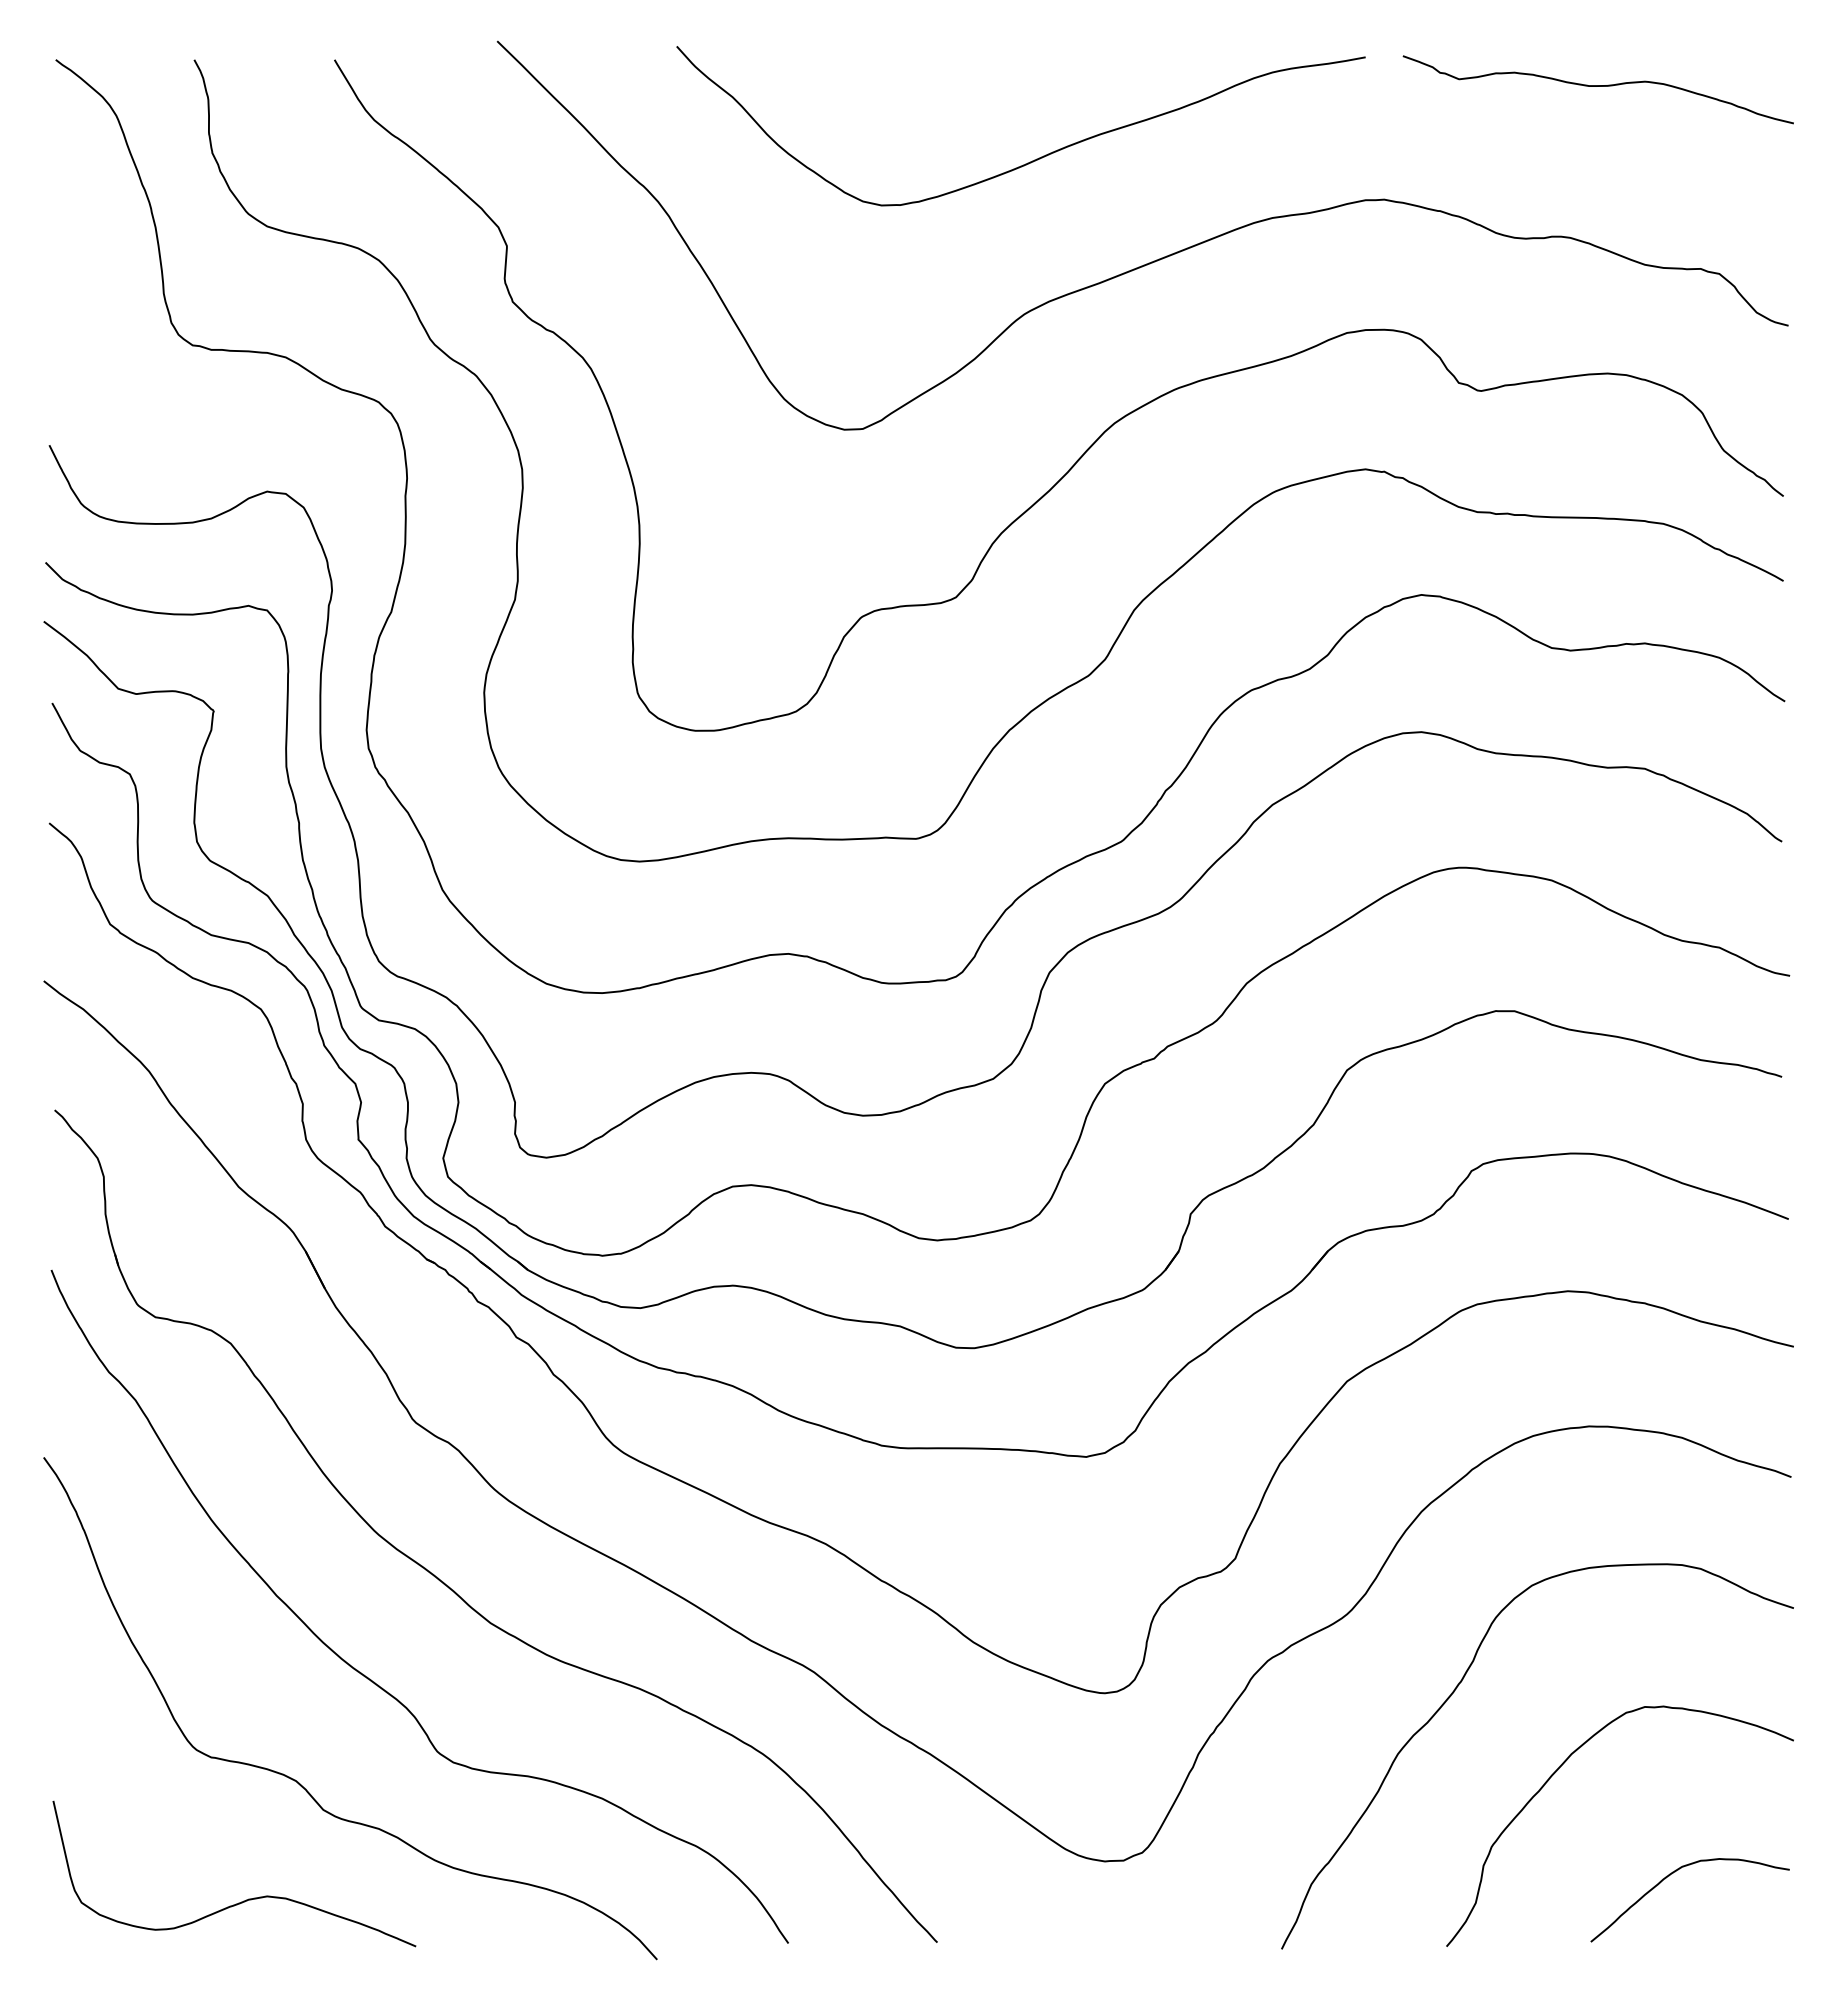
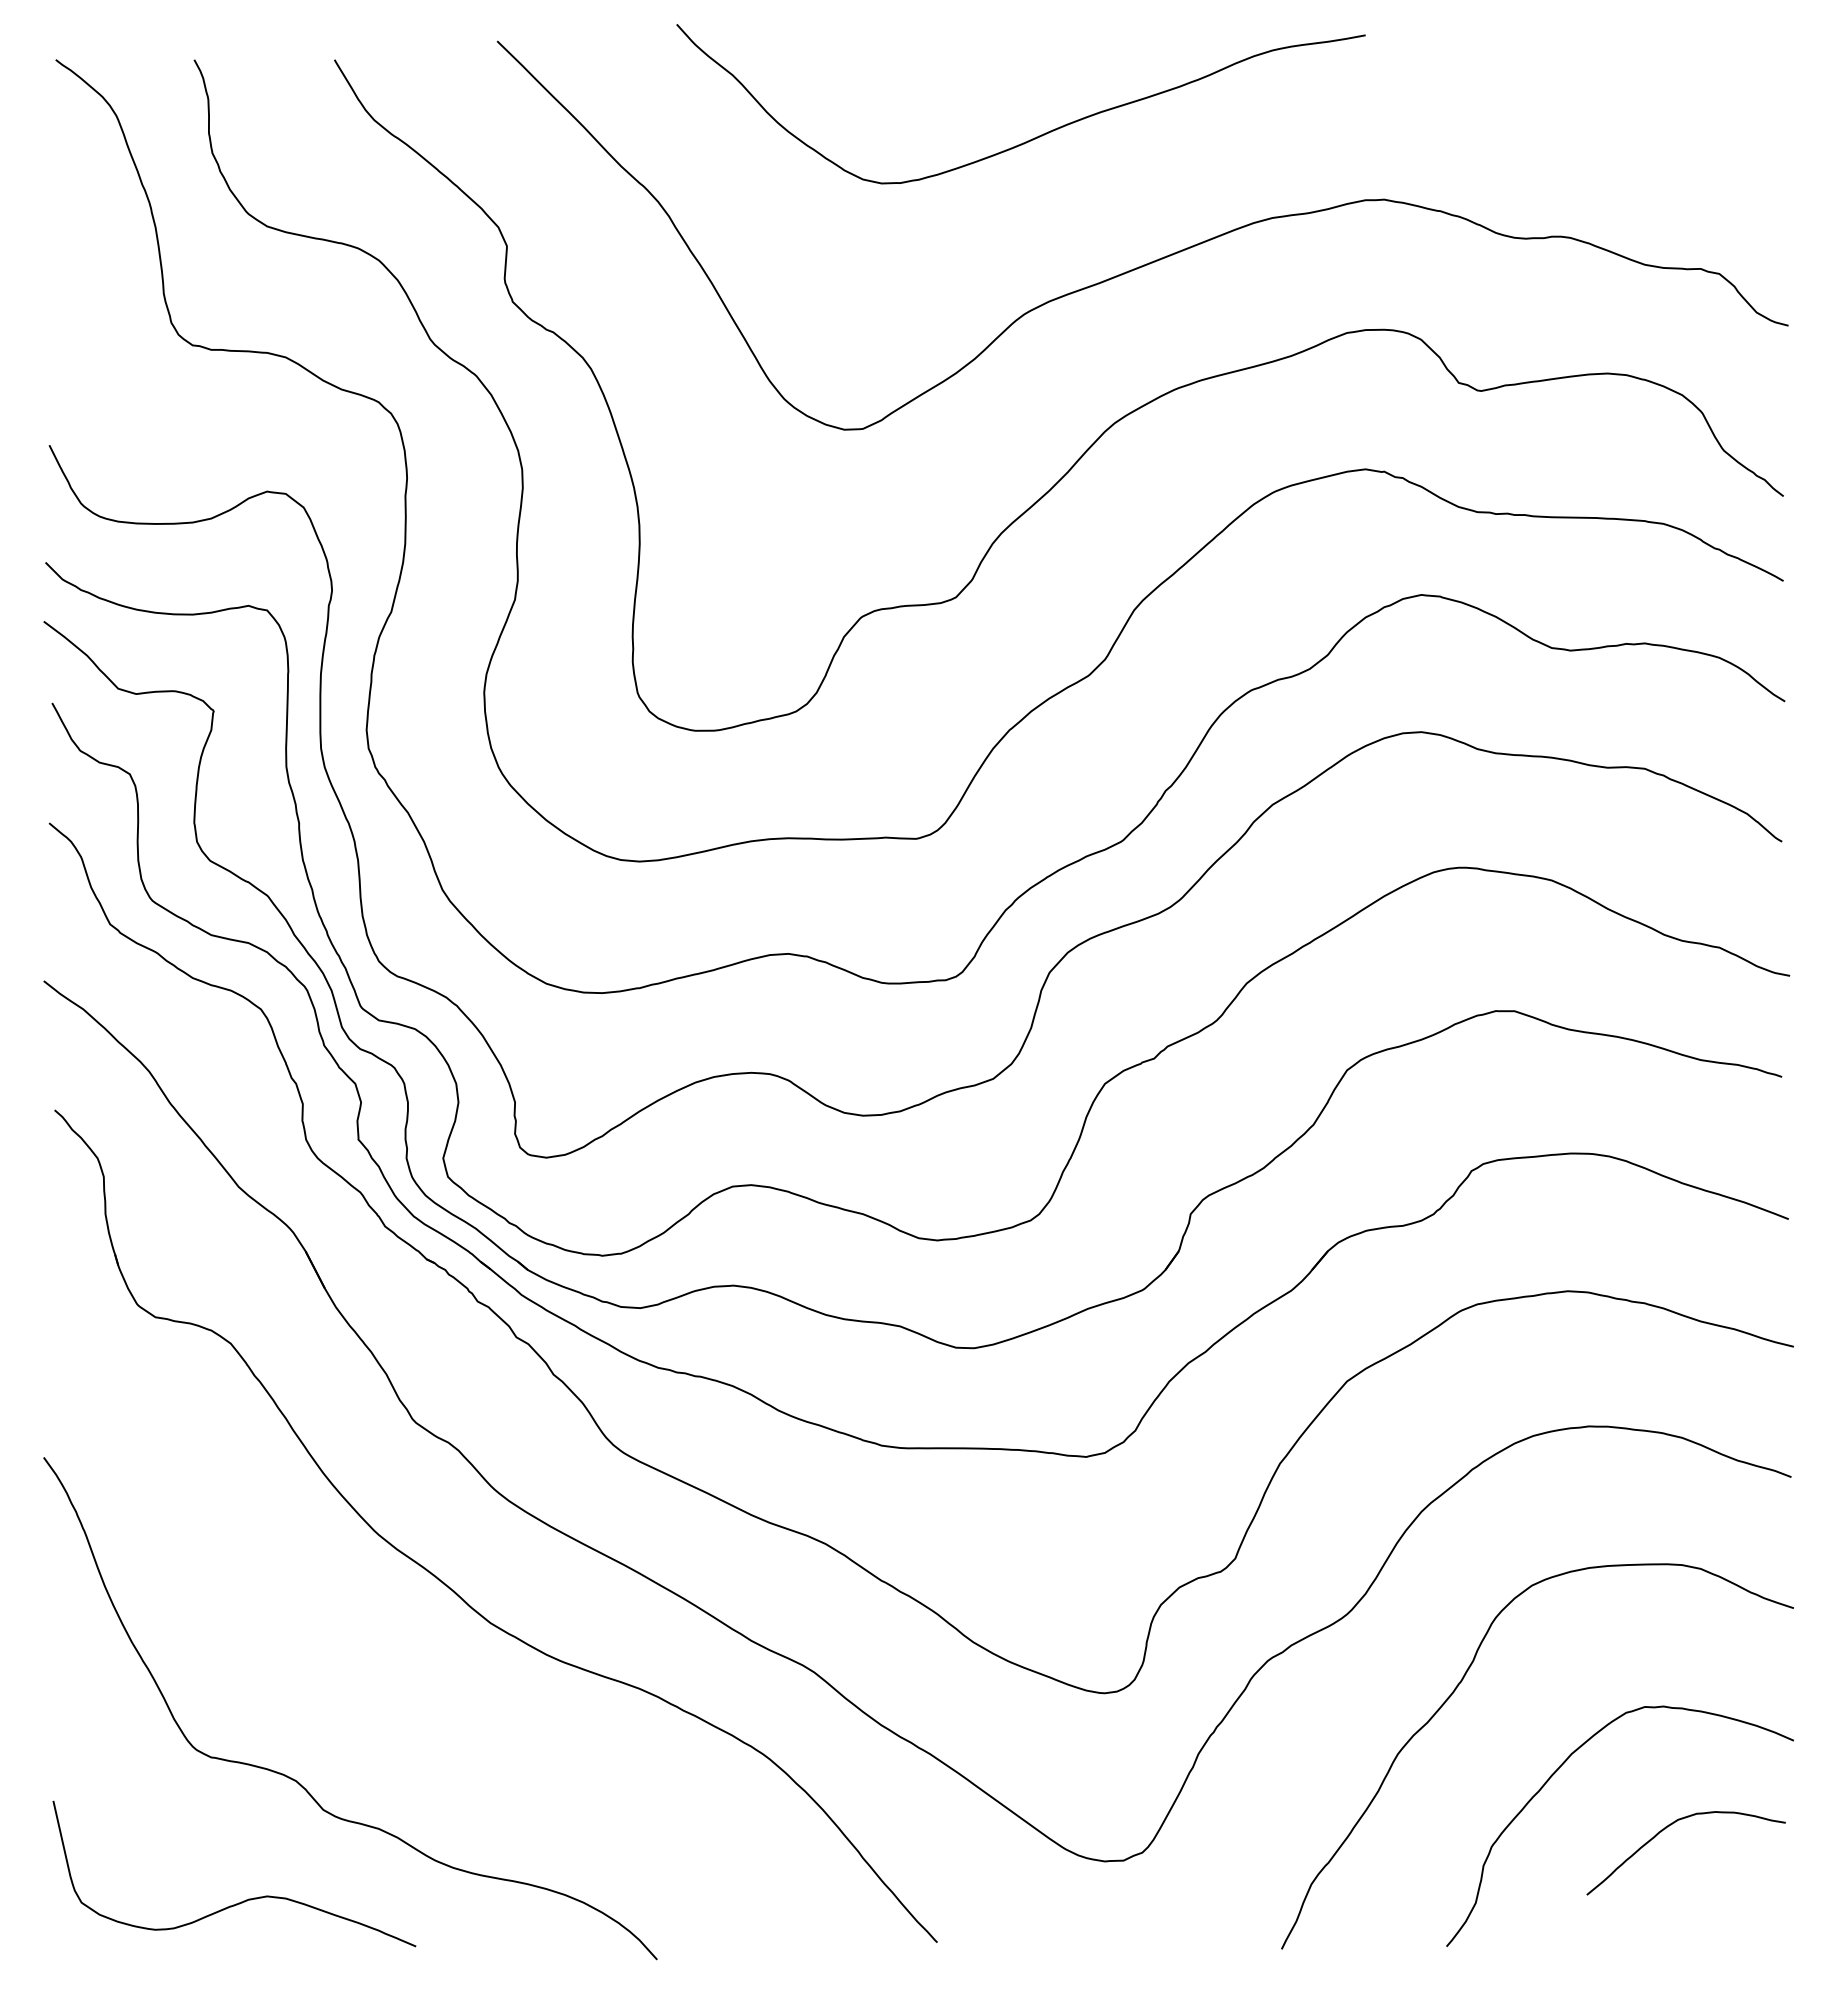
curve: present -> none (1597, 86)
curve position: (1036, 158) -> (1036, 136) (1036, 136)
curve: present -> none (367, 1676)
curve position: (1669, 1876) -> (1665, 1829) (1665, 1829)
